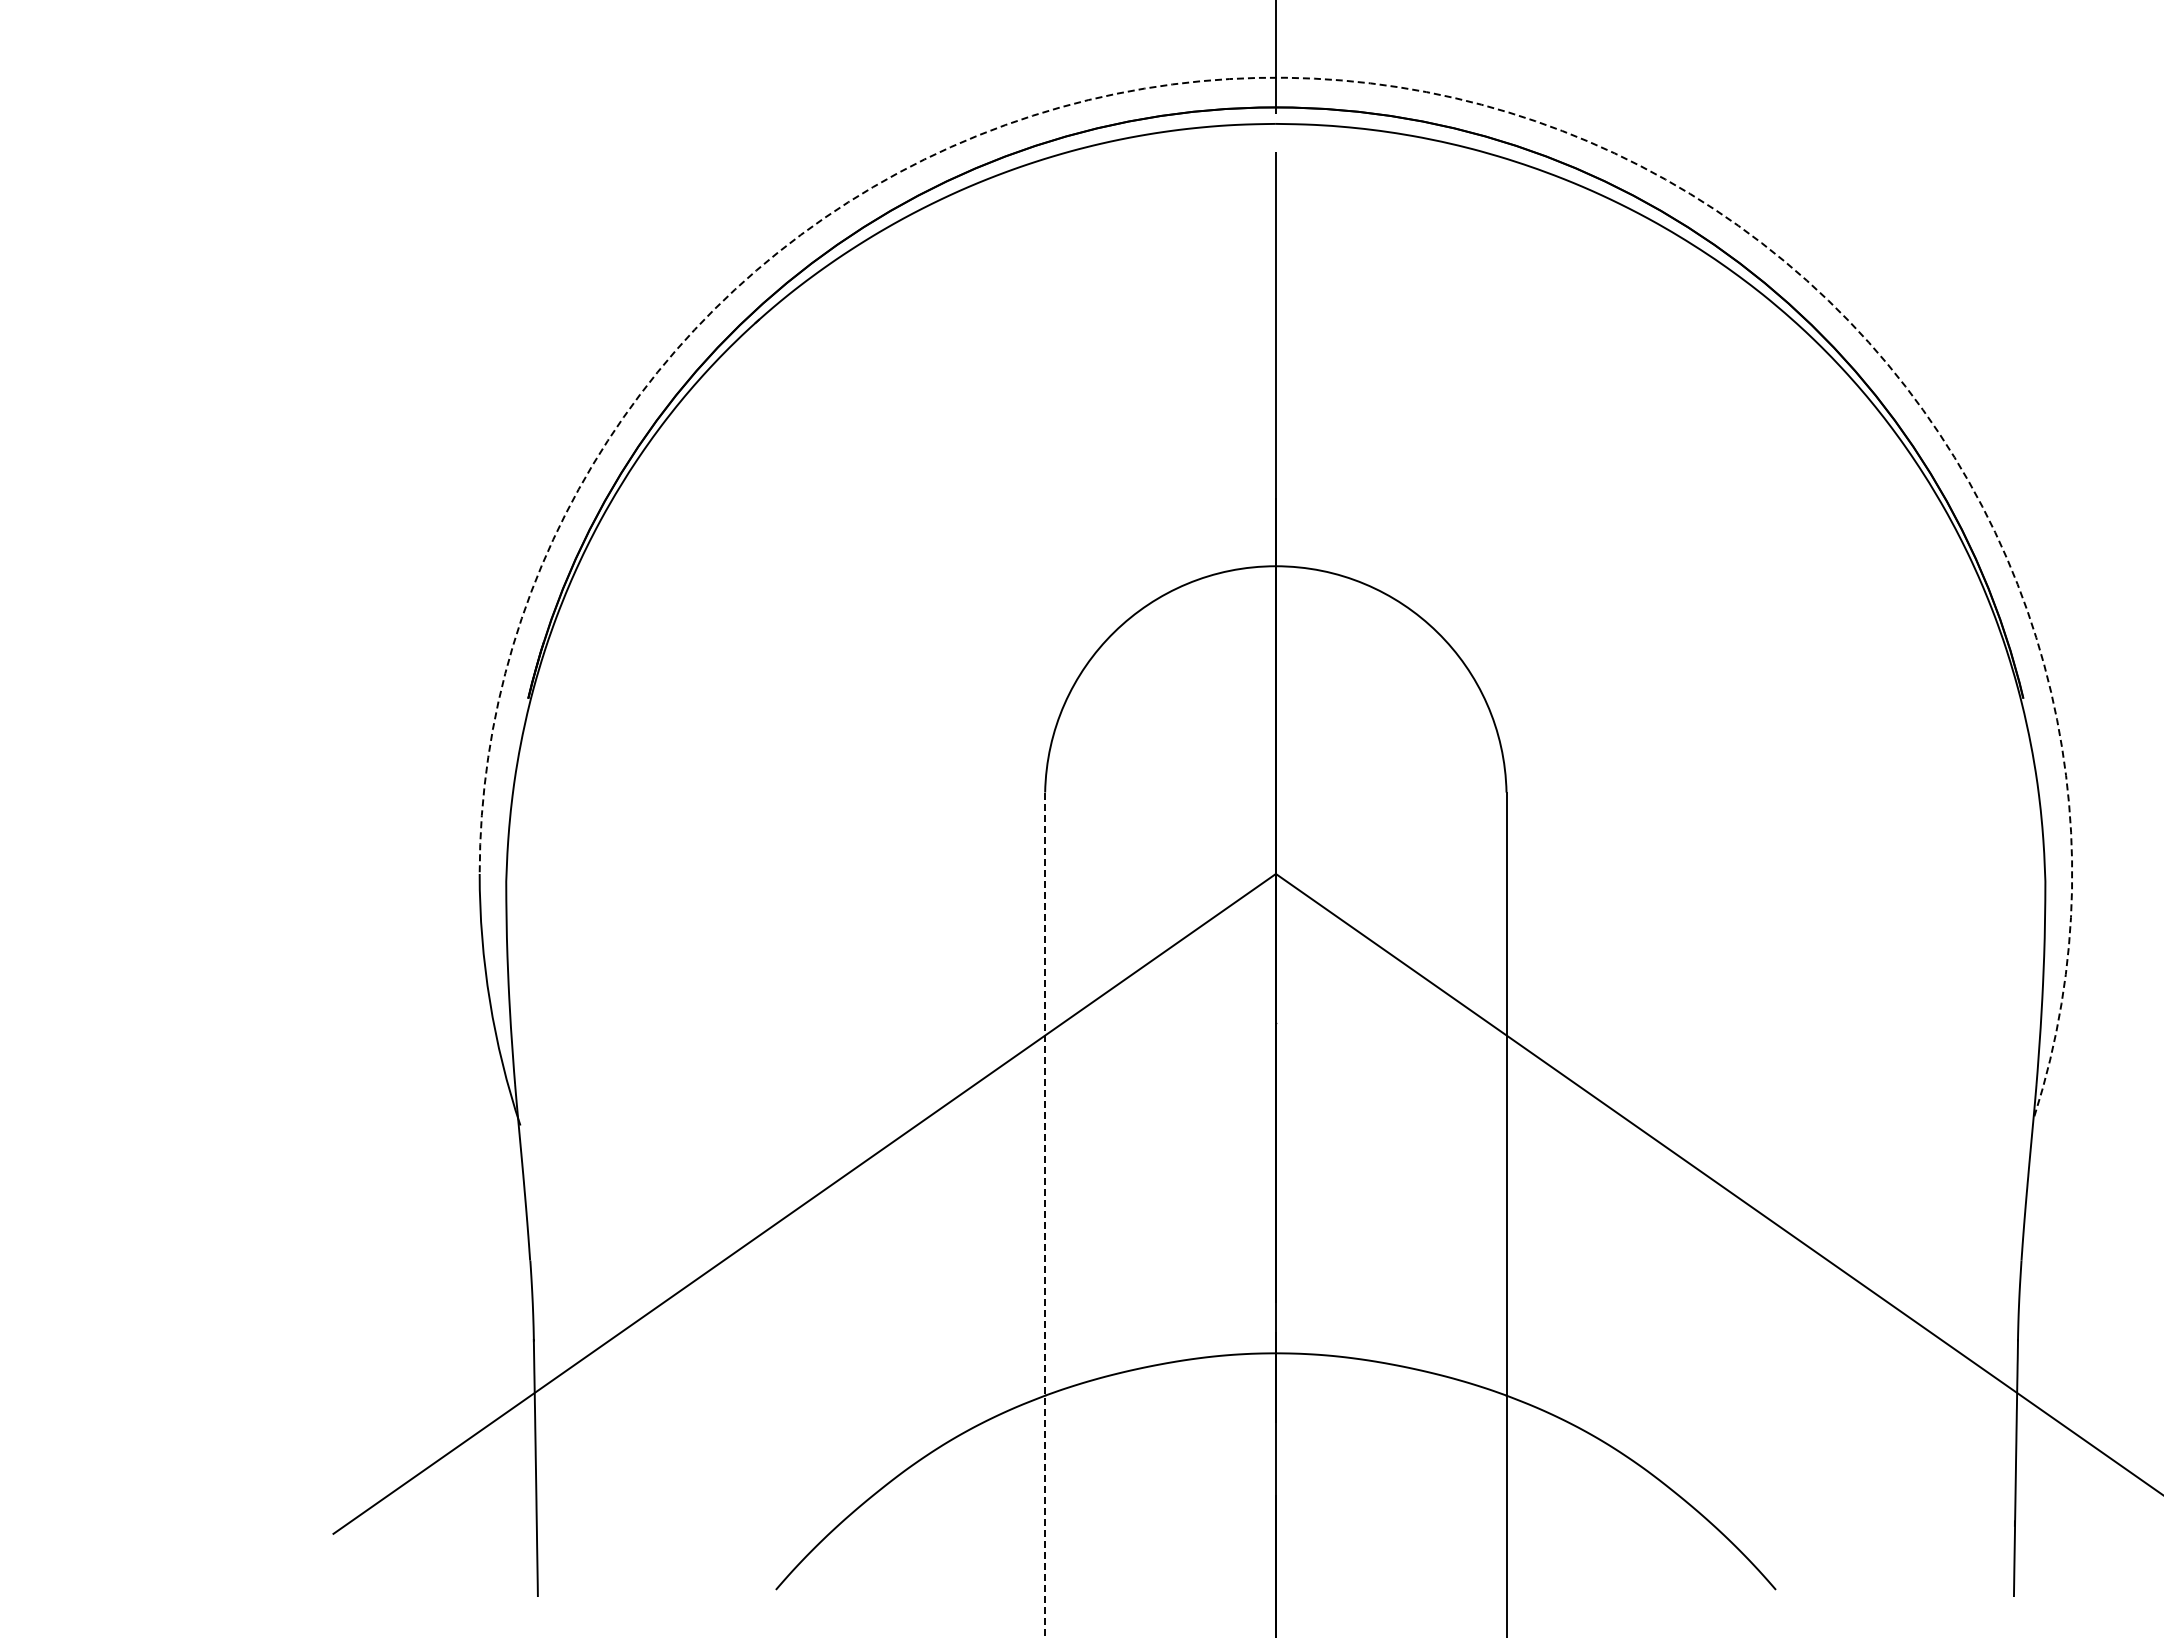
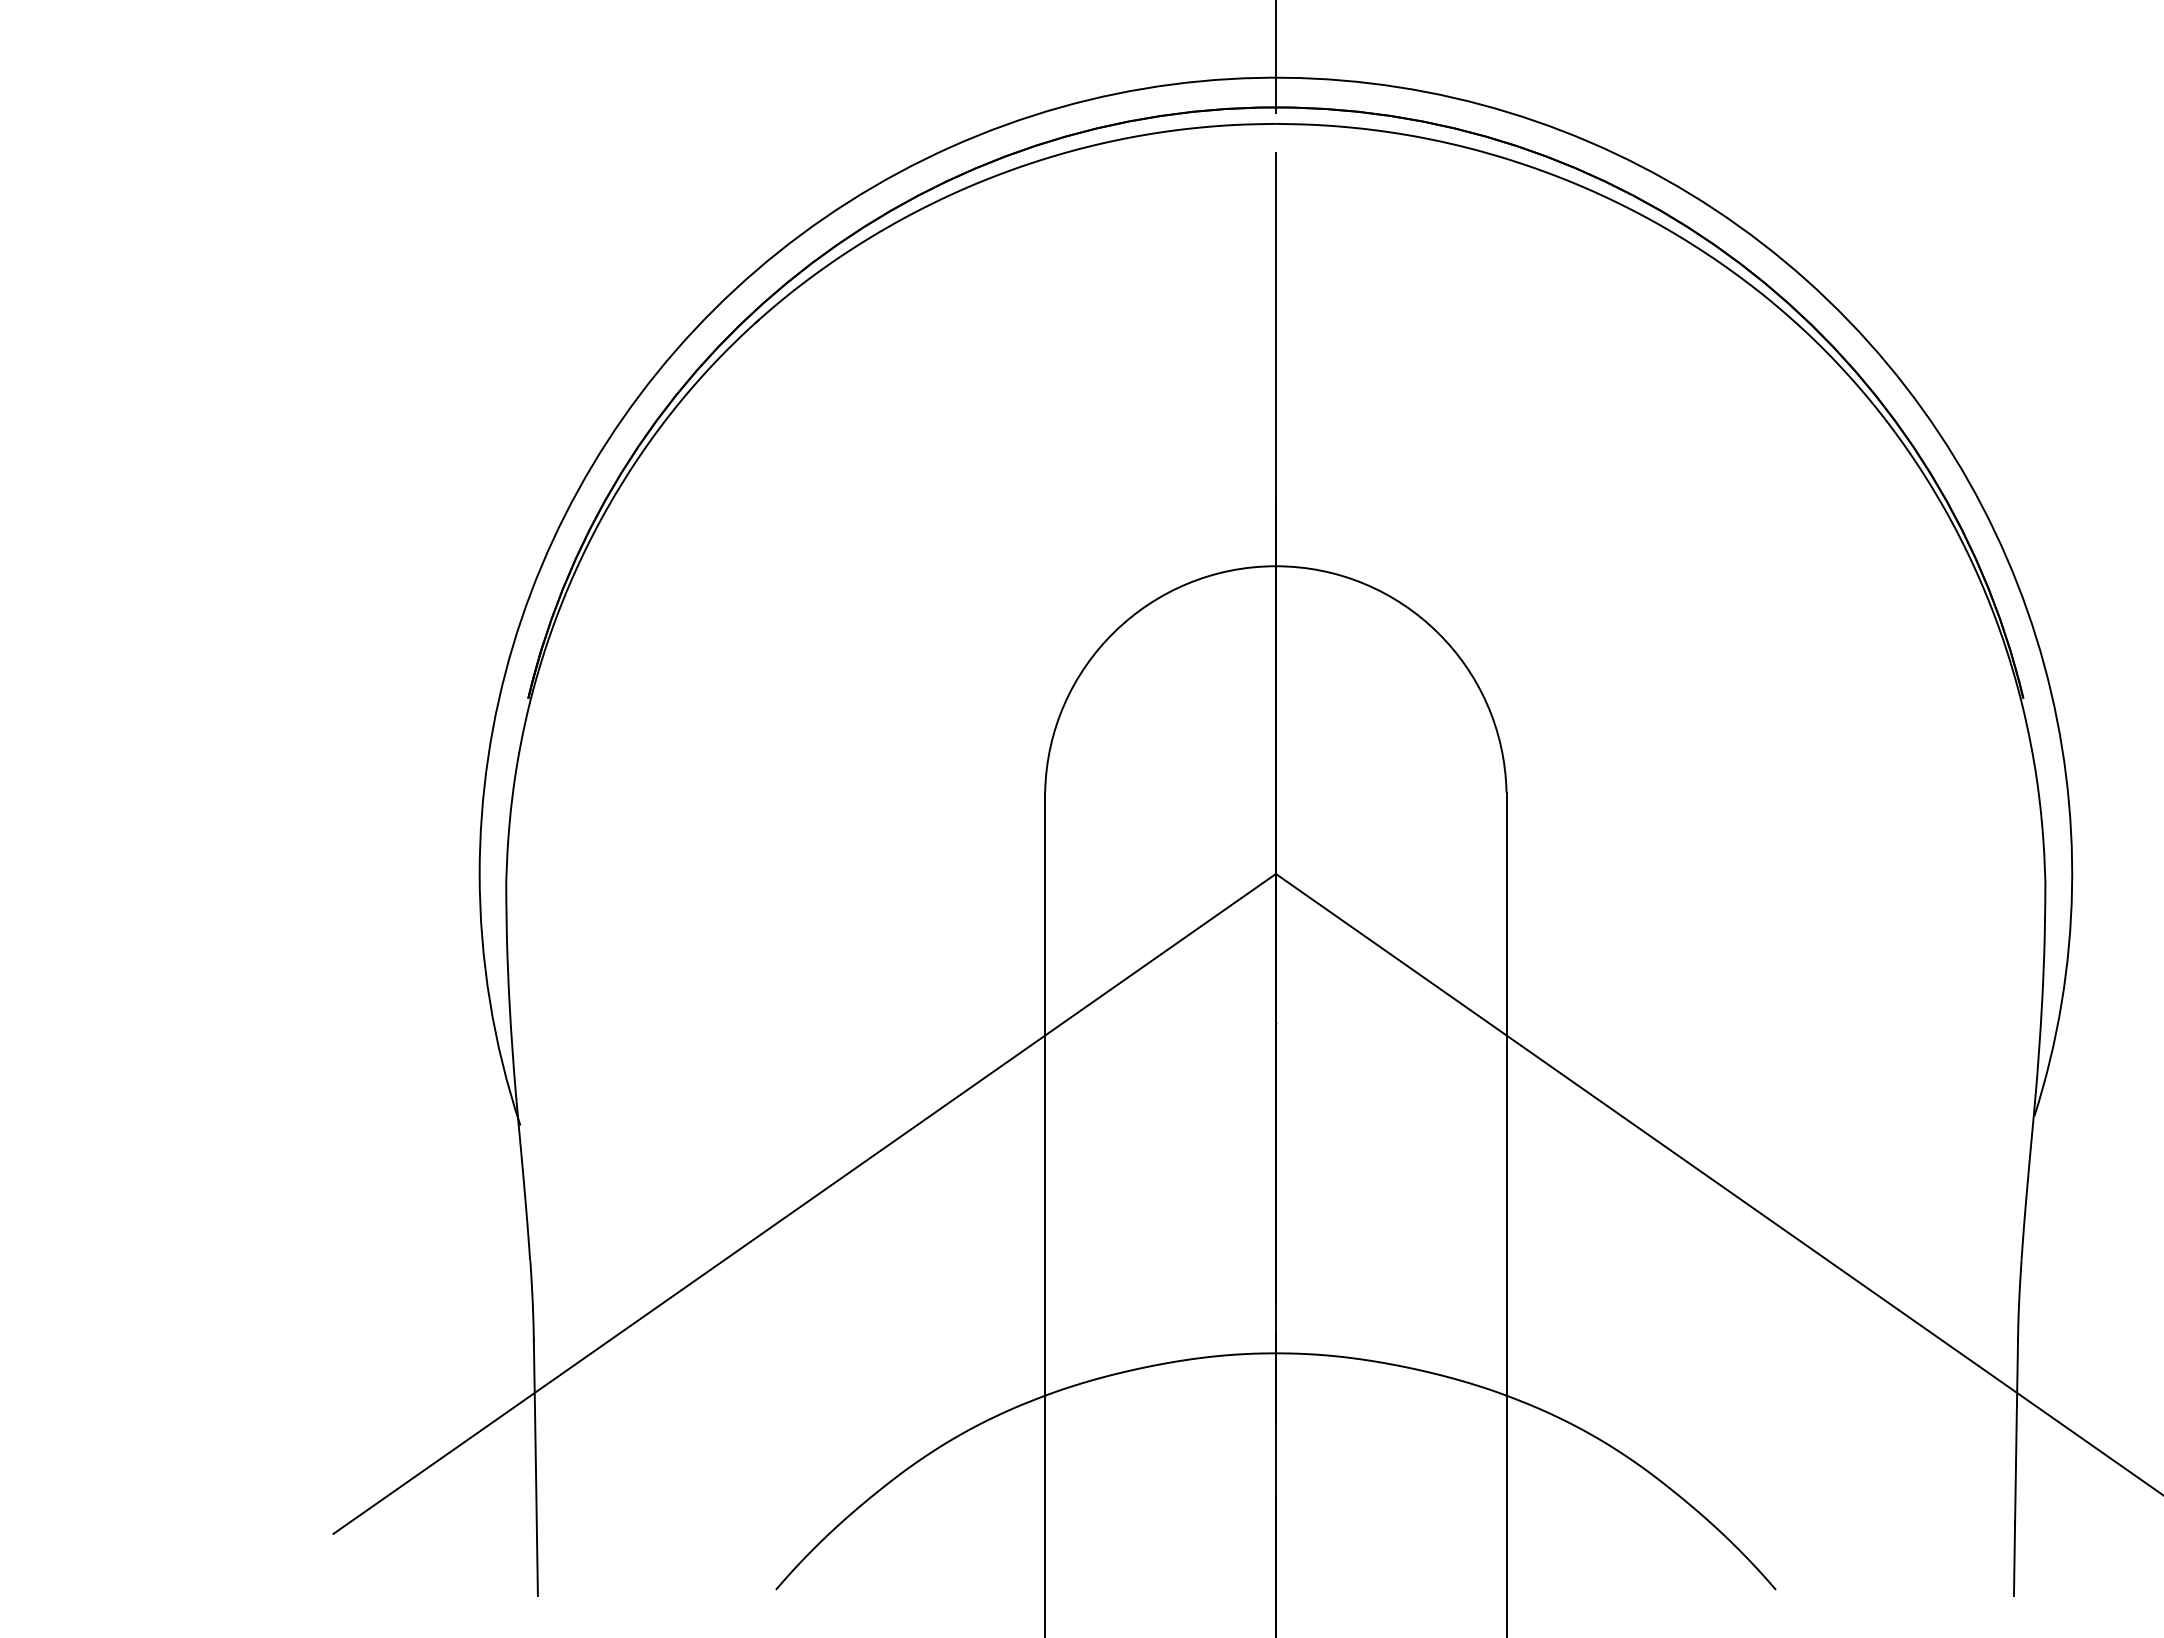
arc: dashed -> solid (1398, 87)
line: dashed -> solid (1045, 1214)
